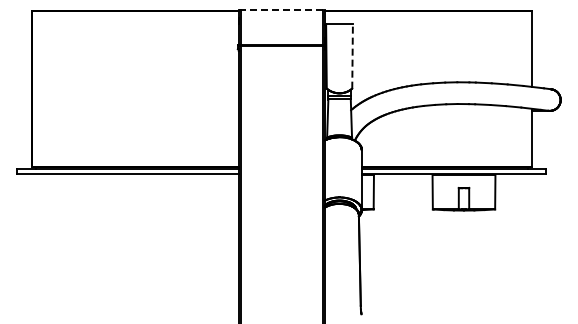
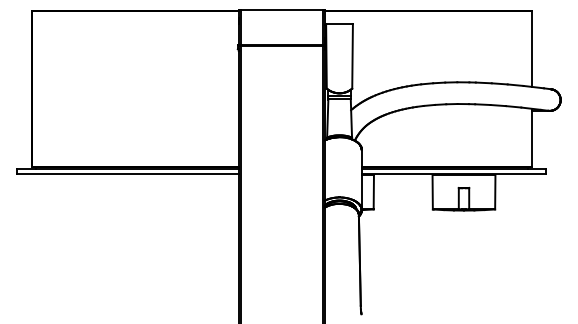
line: dashed -> solid (281, 9)
line: dashed -> solid (352, 55)
